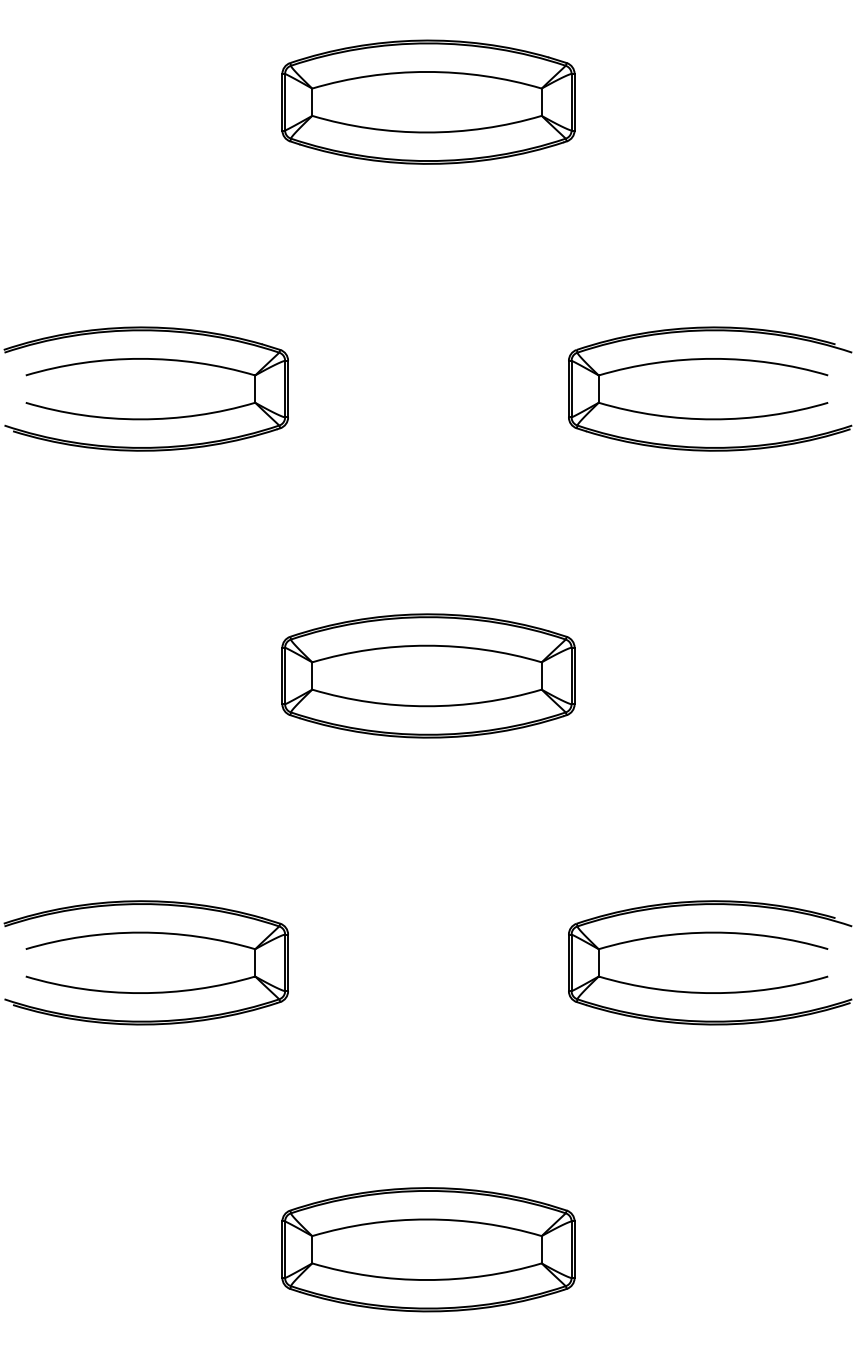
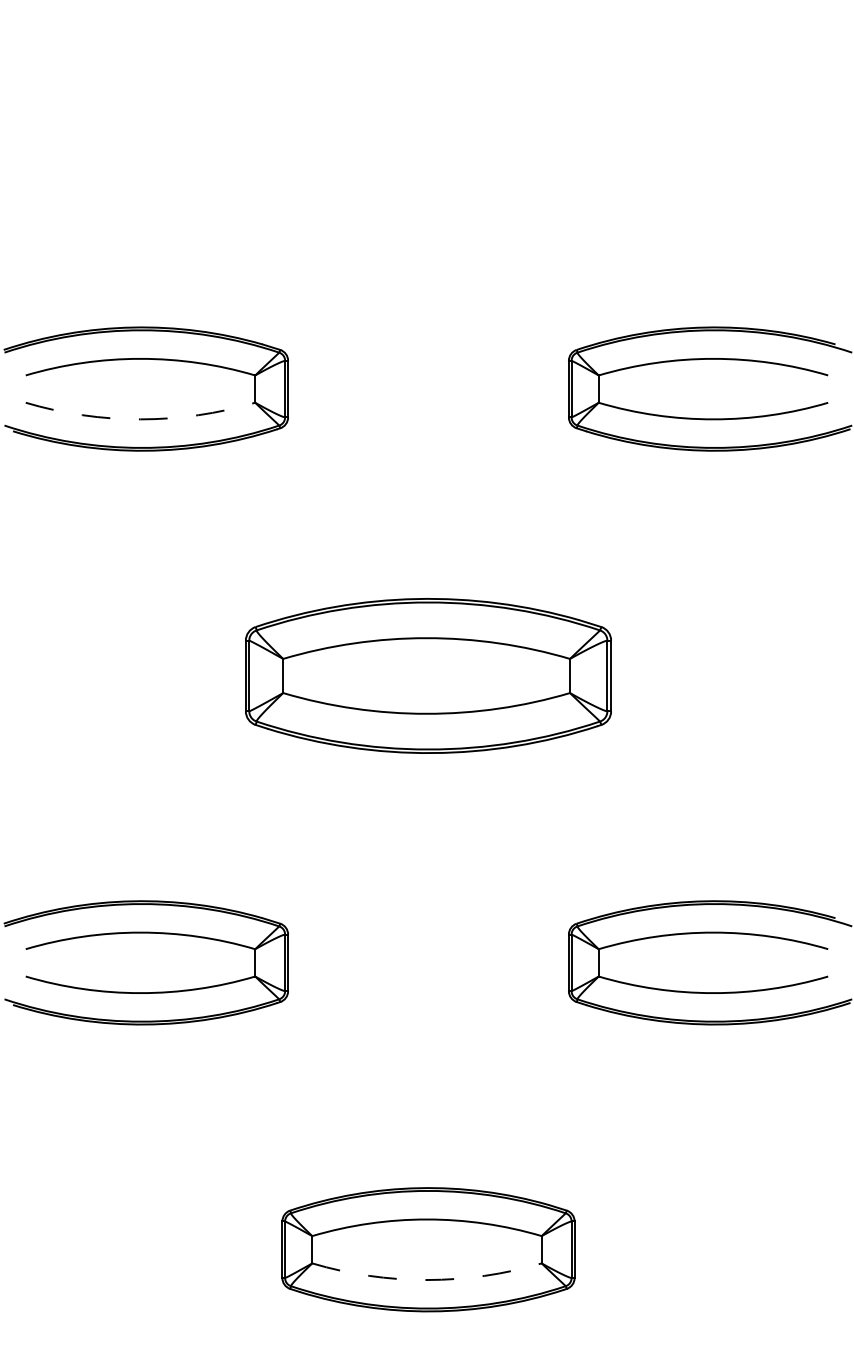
part: present -> none (428, 101)
arc: solid -> dashed (140, 419)
part size: 295x126 px -> 367x156 px (428, 675)
arc: solid -> dashed (426, 1280)
